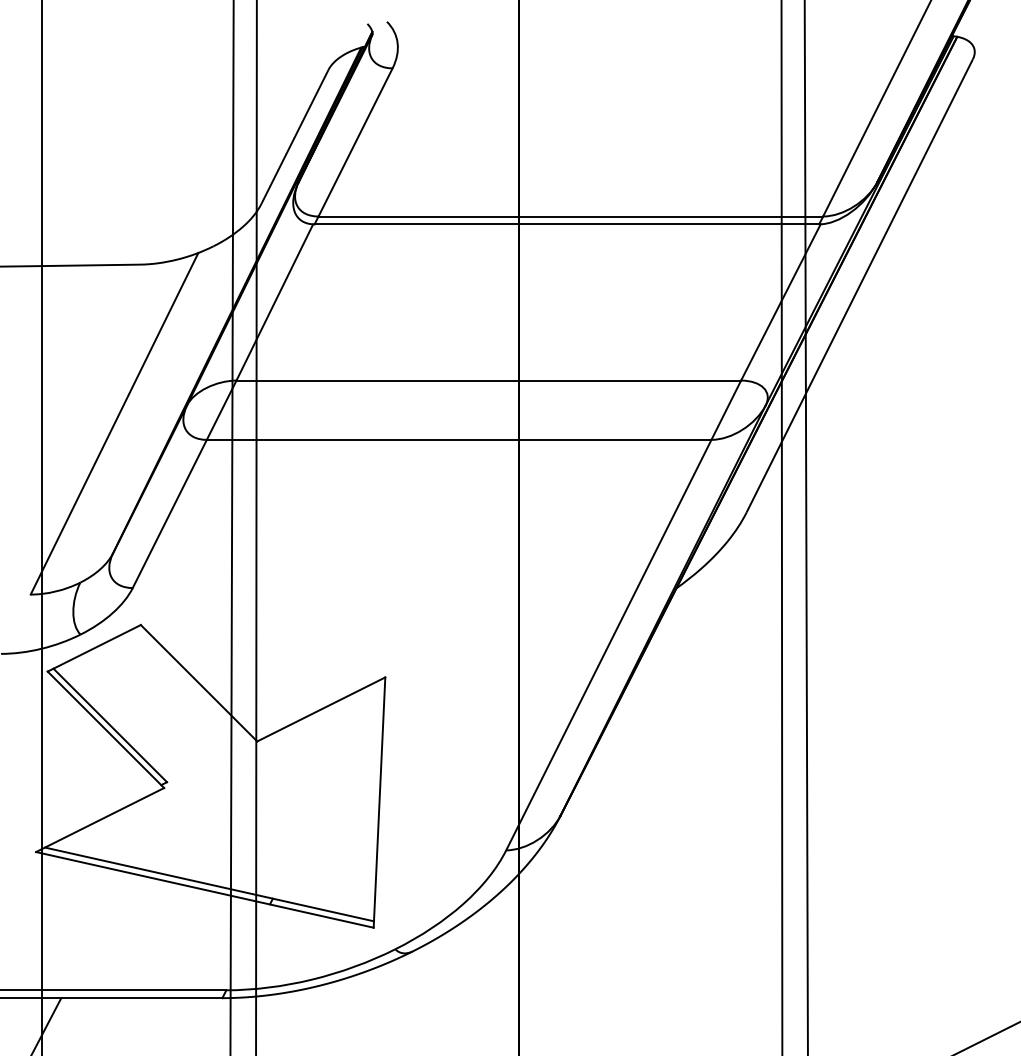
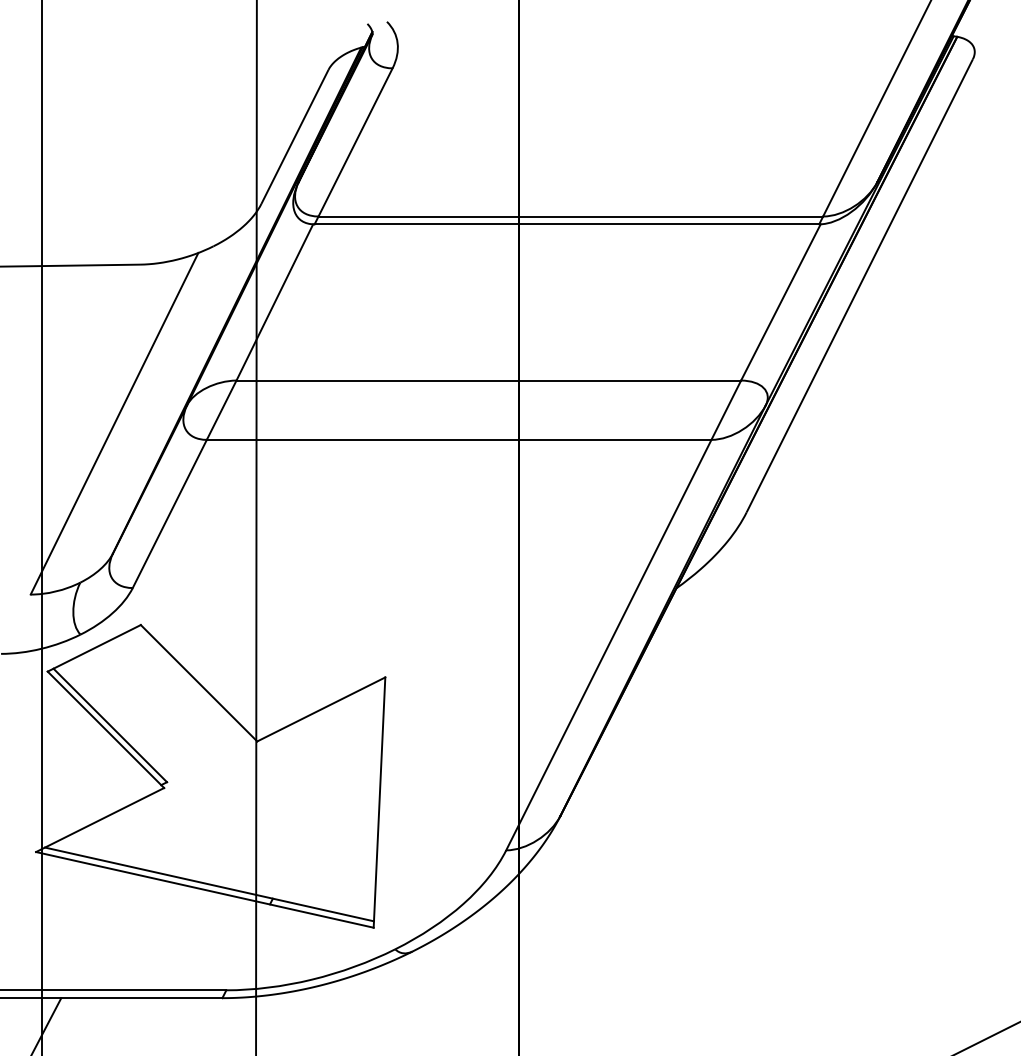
line: present -> none (231, 527)
line: present -> none (781, 527)
line: present -> none (805, 527)
